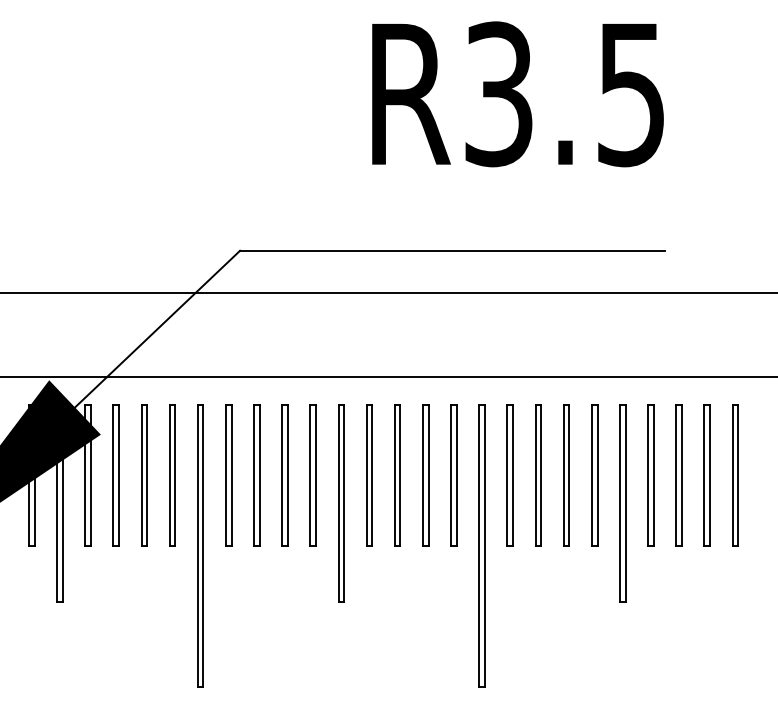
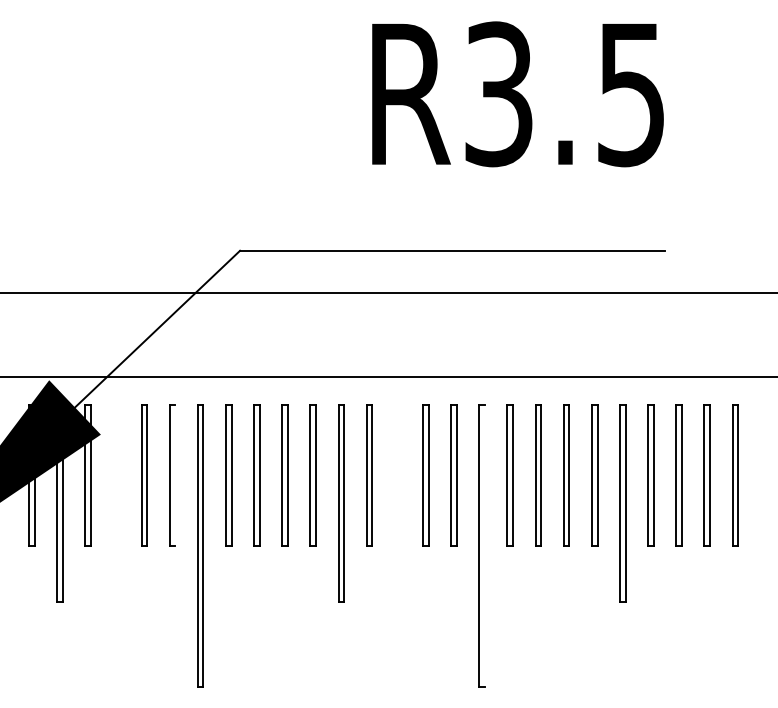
part: present -> none (115, 475)
line: present -> none (175, 475)
part: present -> none (397, 475)
line: present -> none (484, 545)
